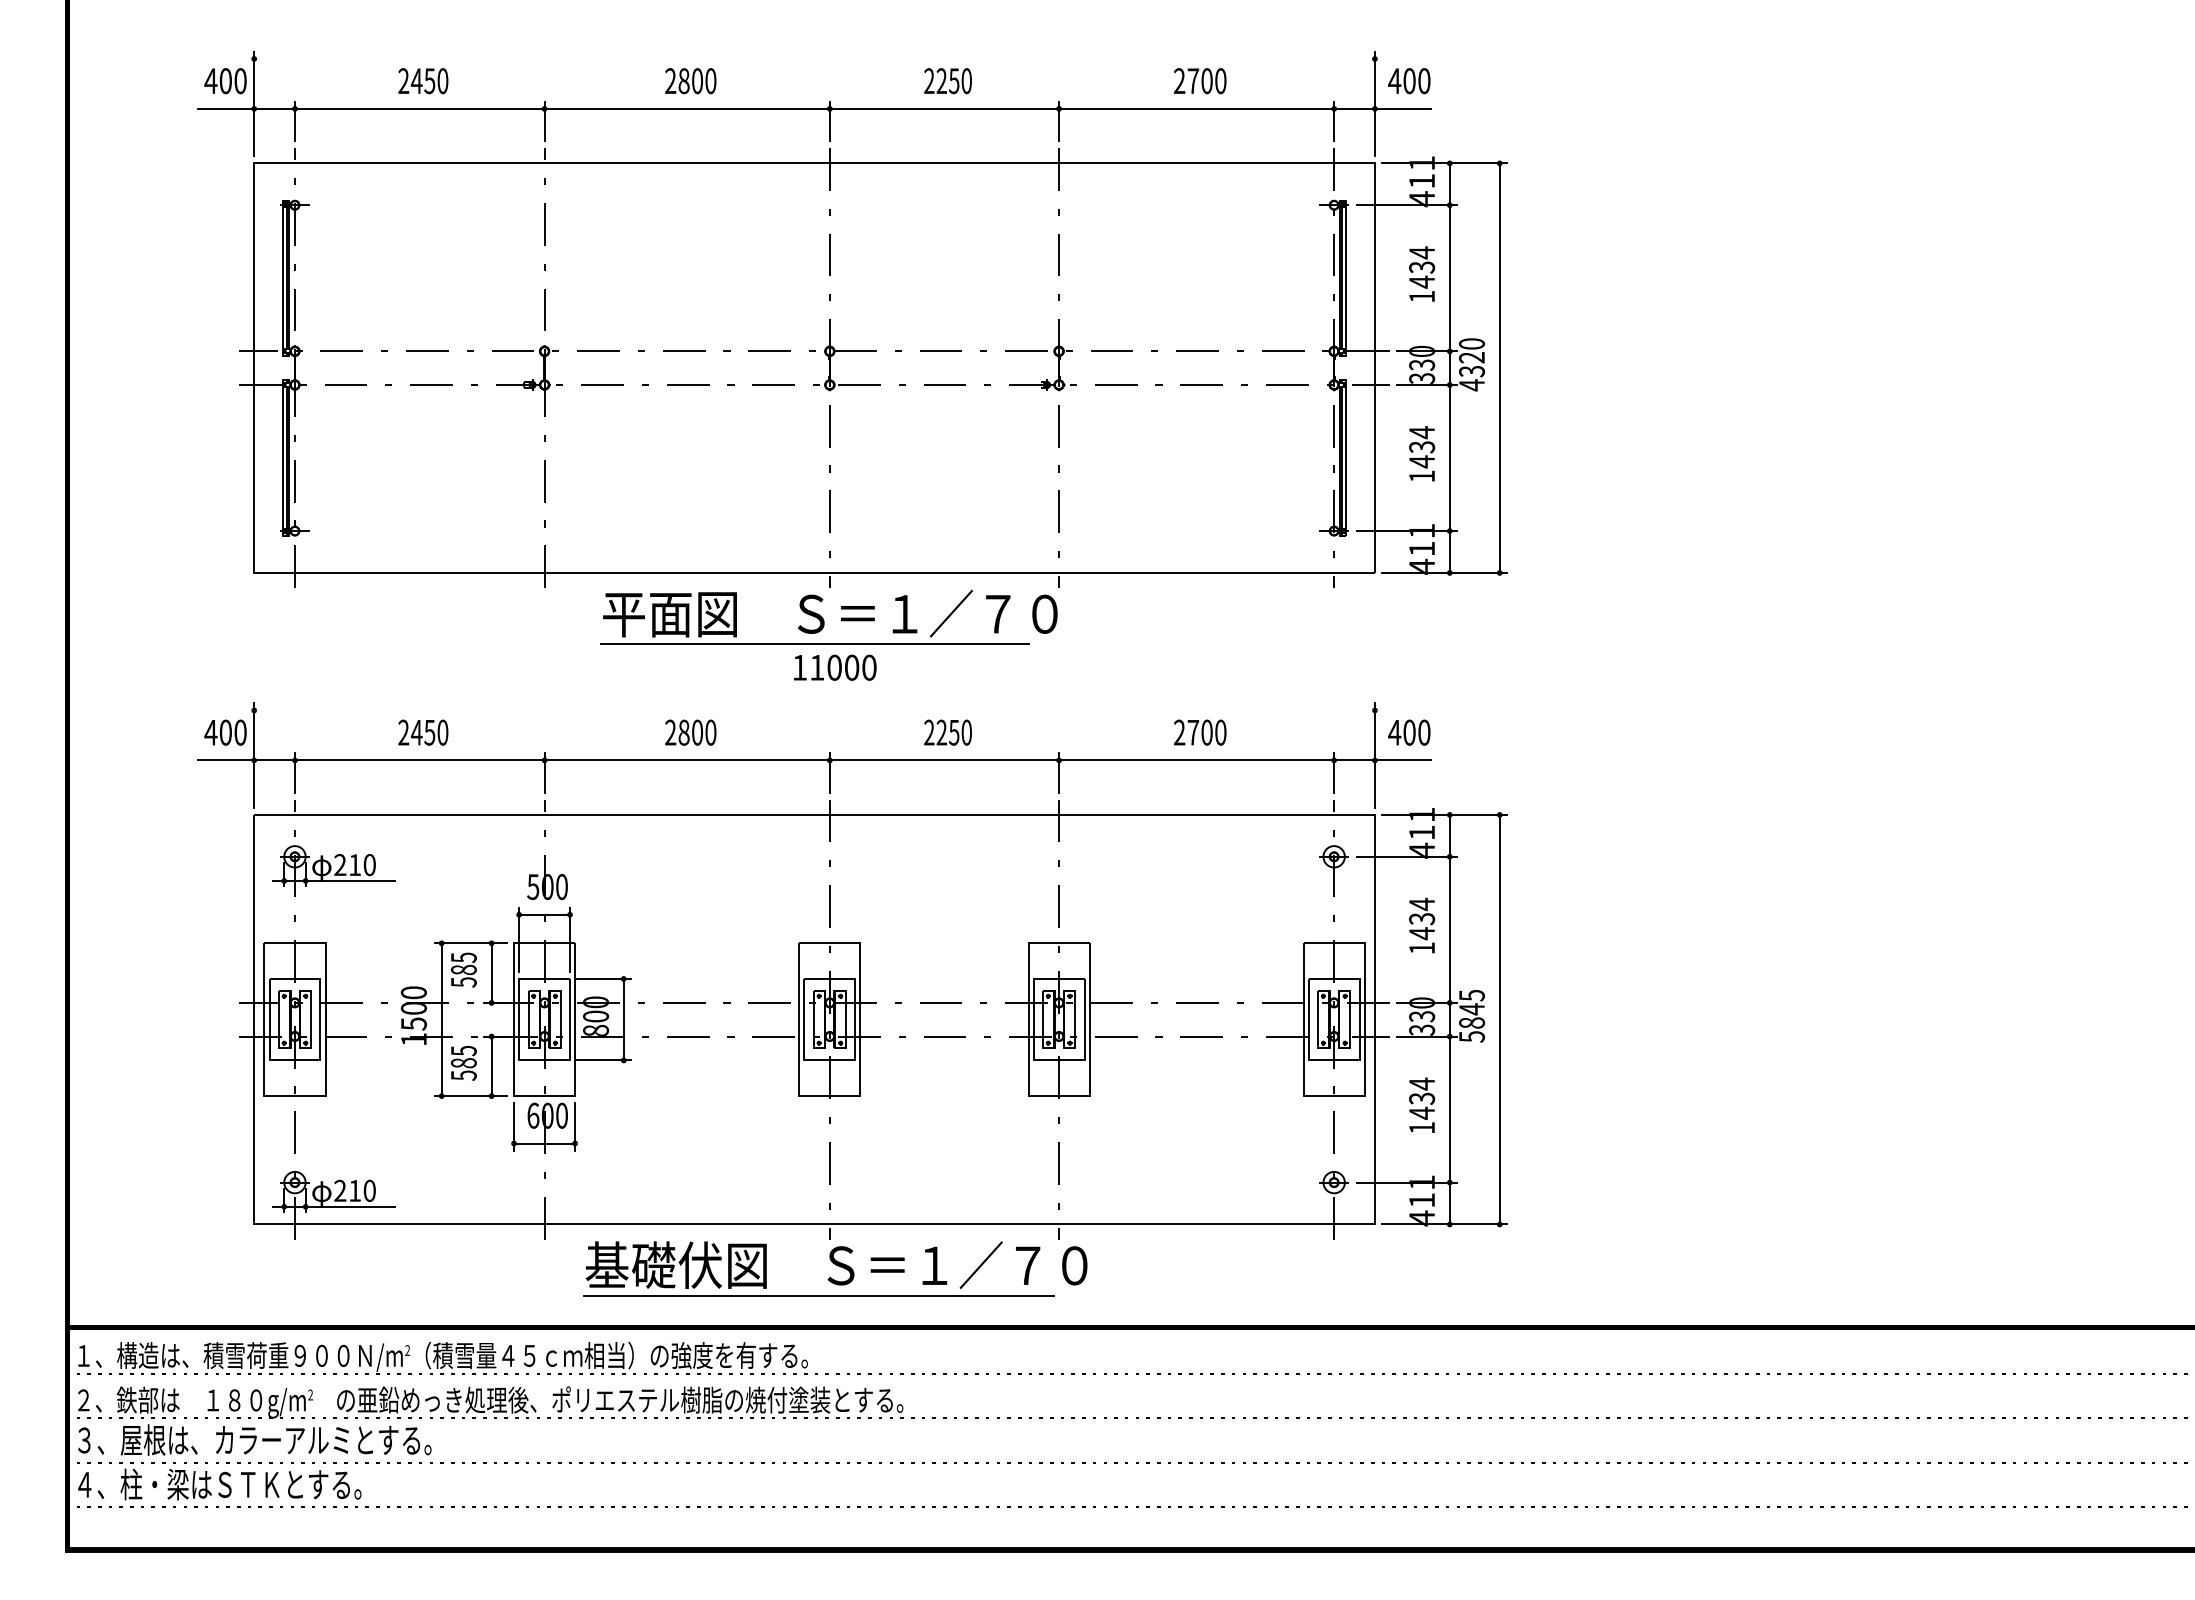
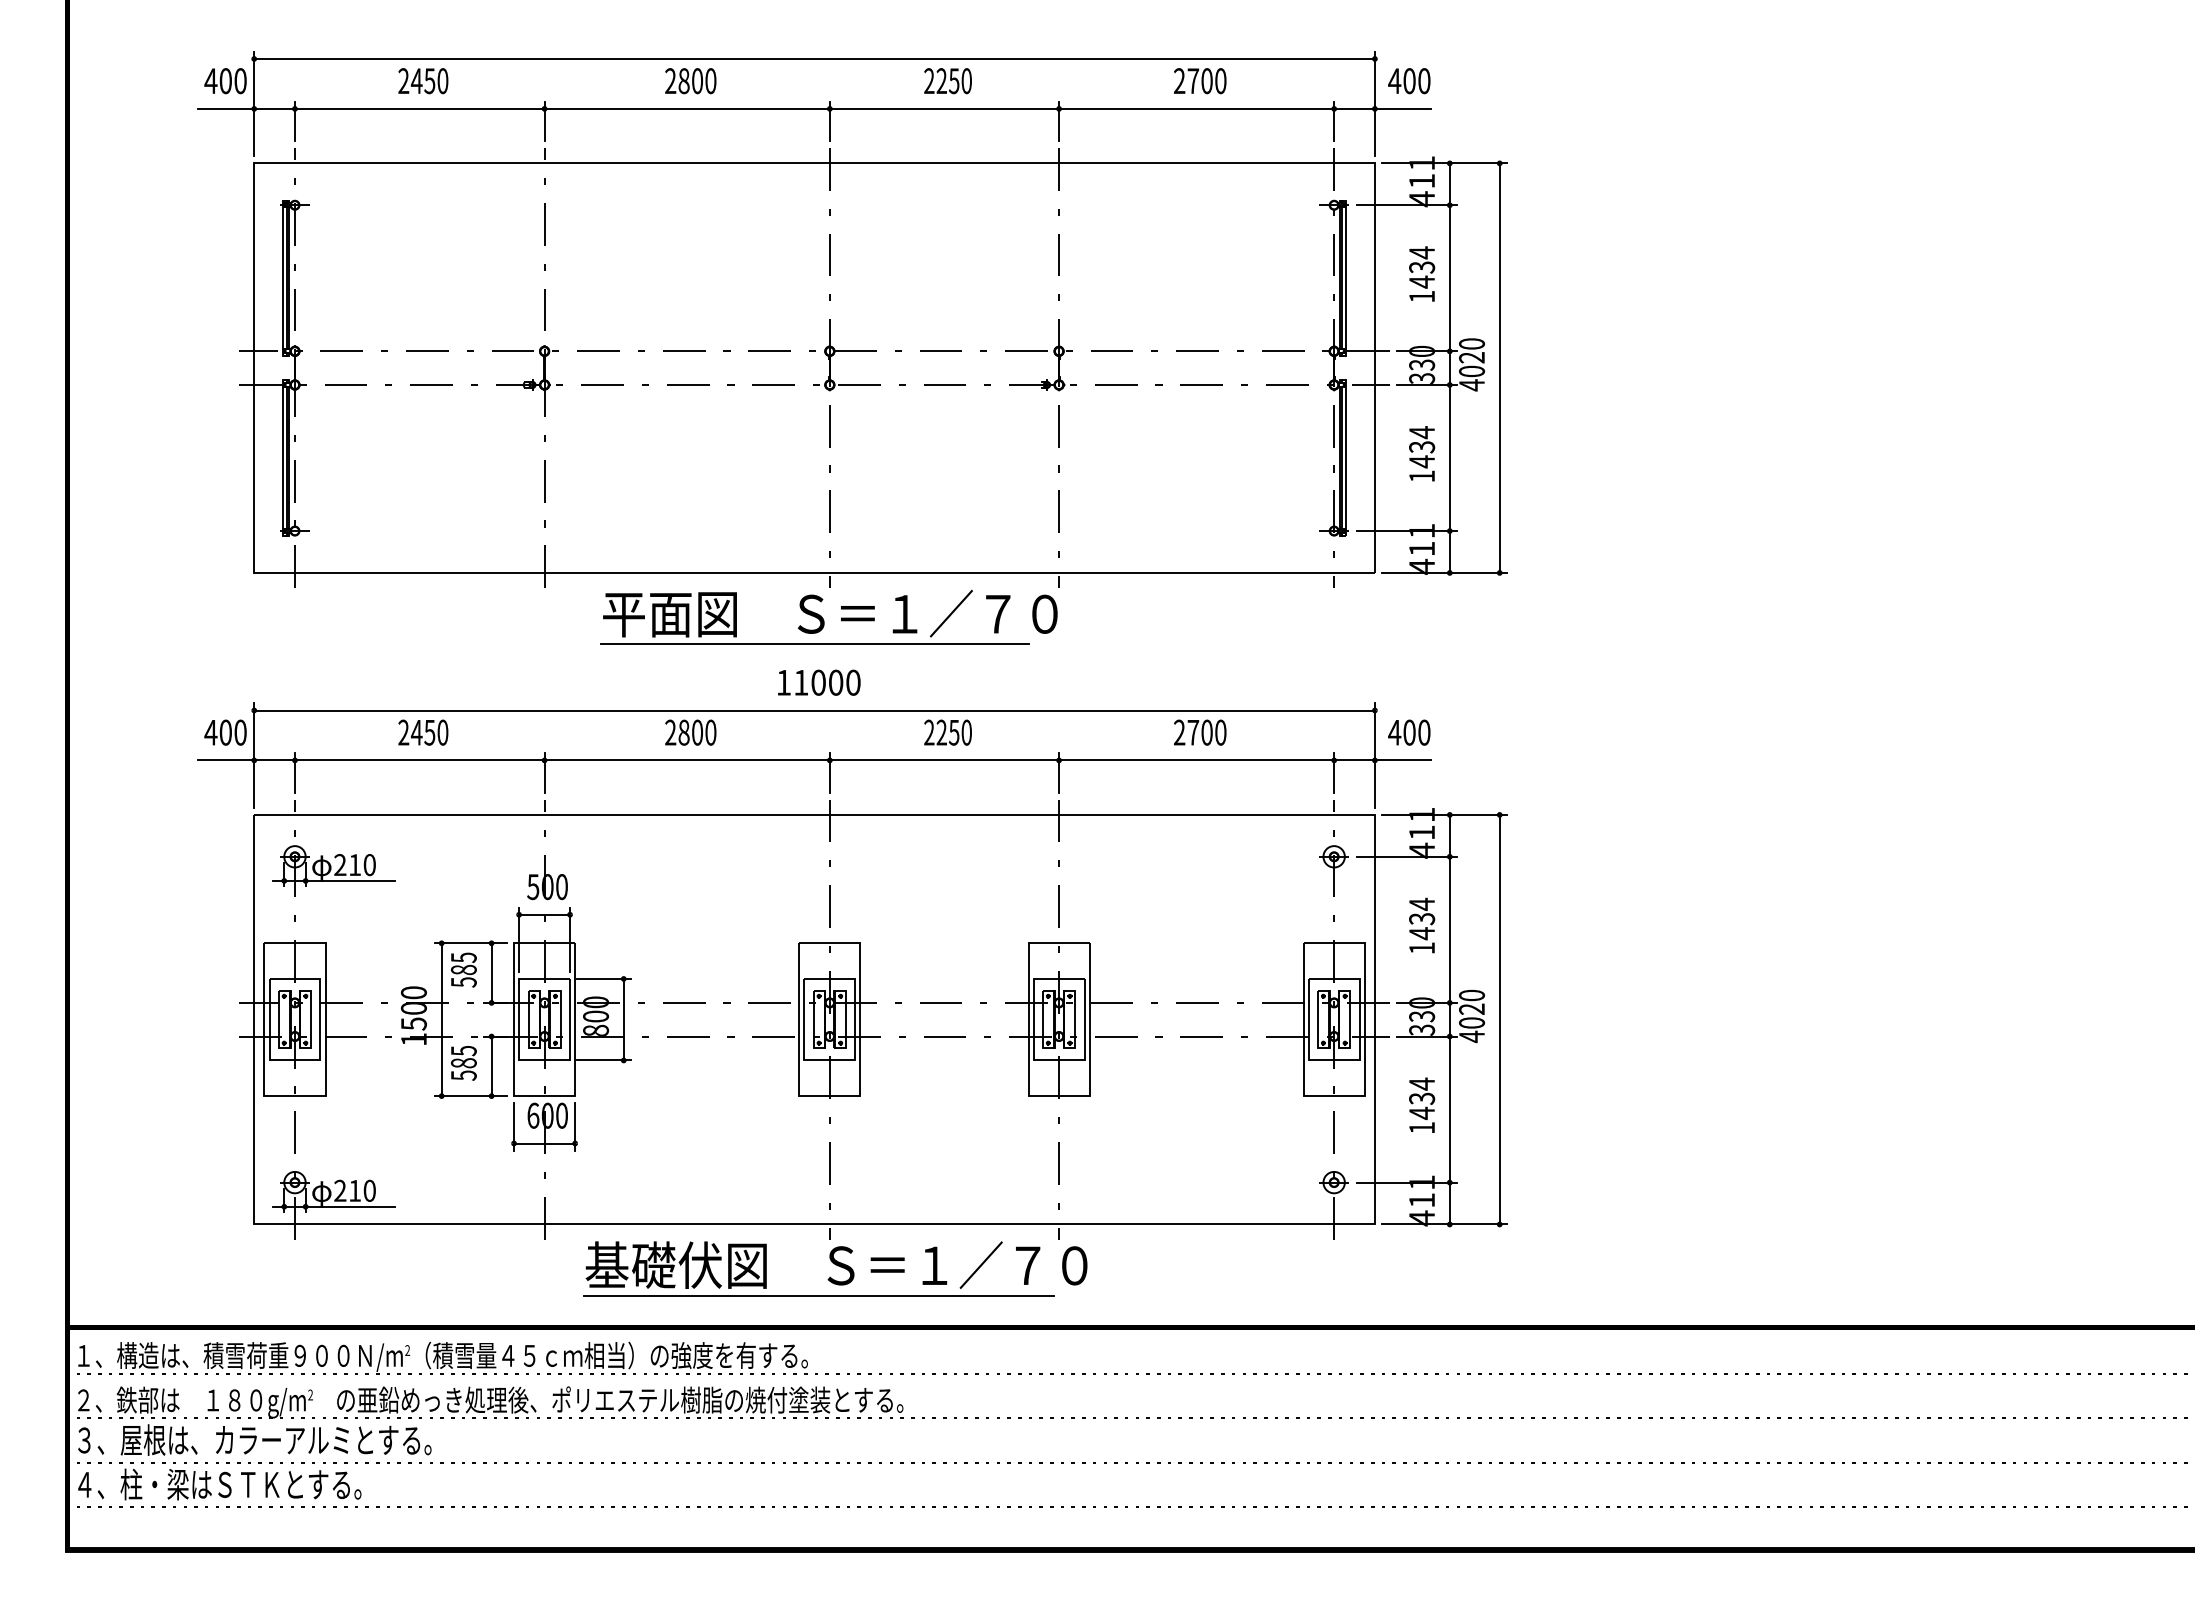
line: none -> present (814, 58)
text: 4320 -> 4020 (1471, 371)
text position: (835, 667) -> (819, 682) (819, 682)
line: none -> present (814, 710)
text: 5845 -> 4020 (1472, 1016)
